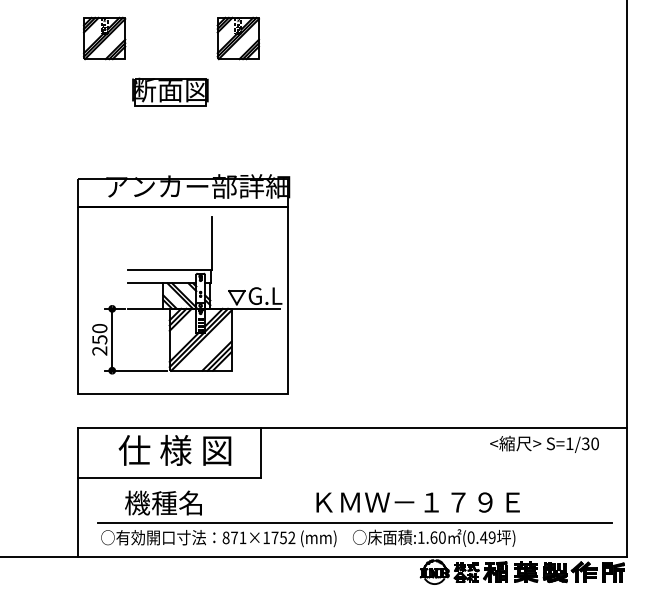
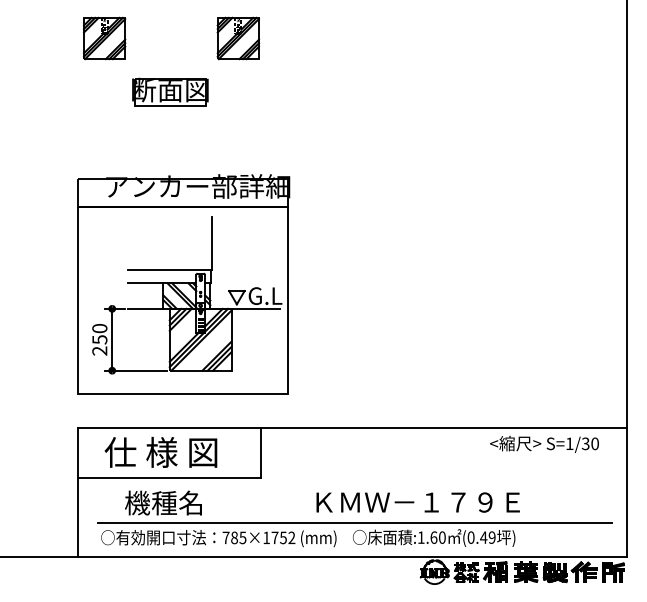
text position: (174, 450) -> (160, 452) (160, 452)
text: 871×1752 -> 785×1752 (234, 537)
